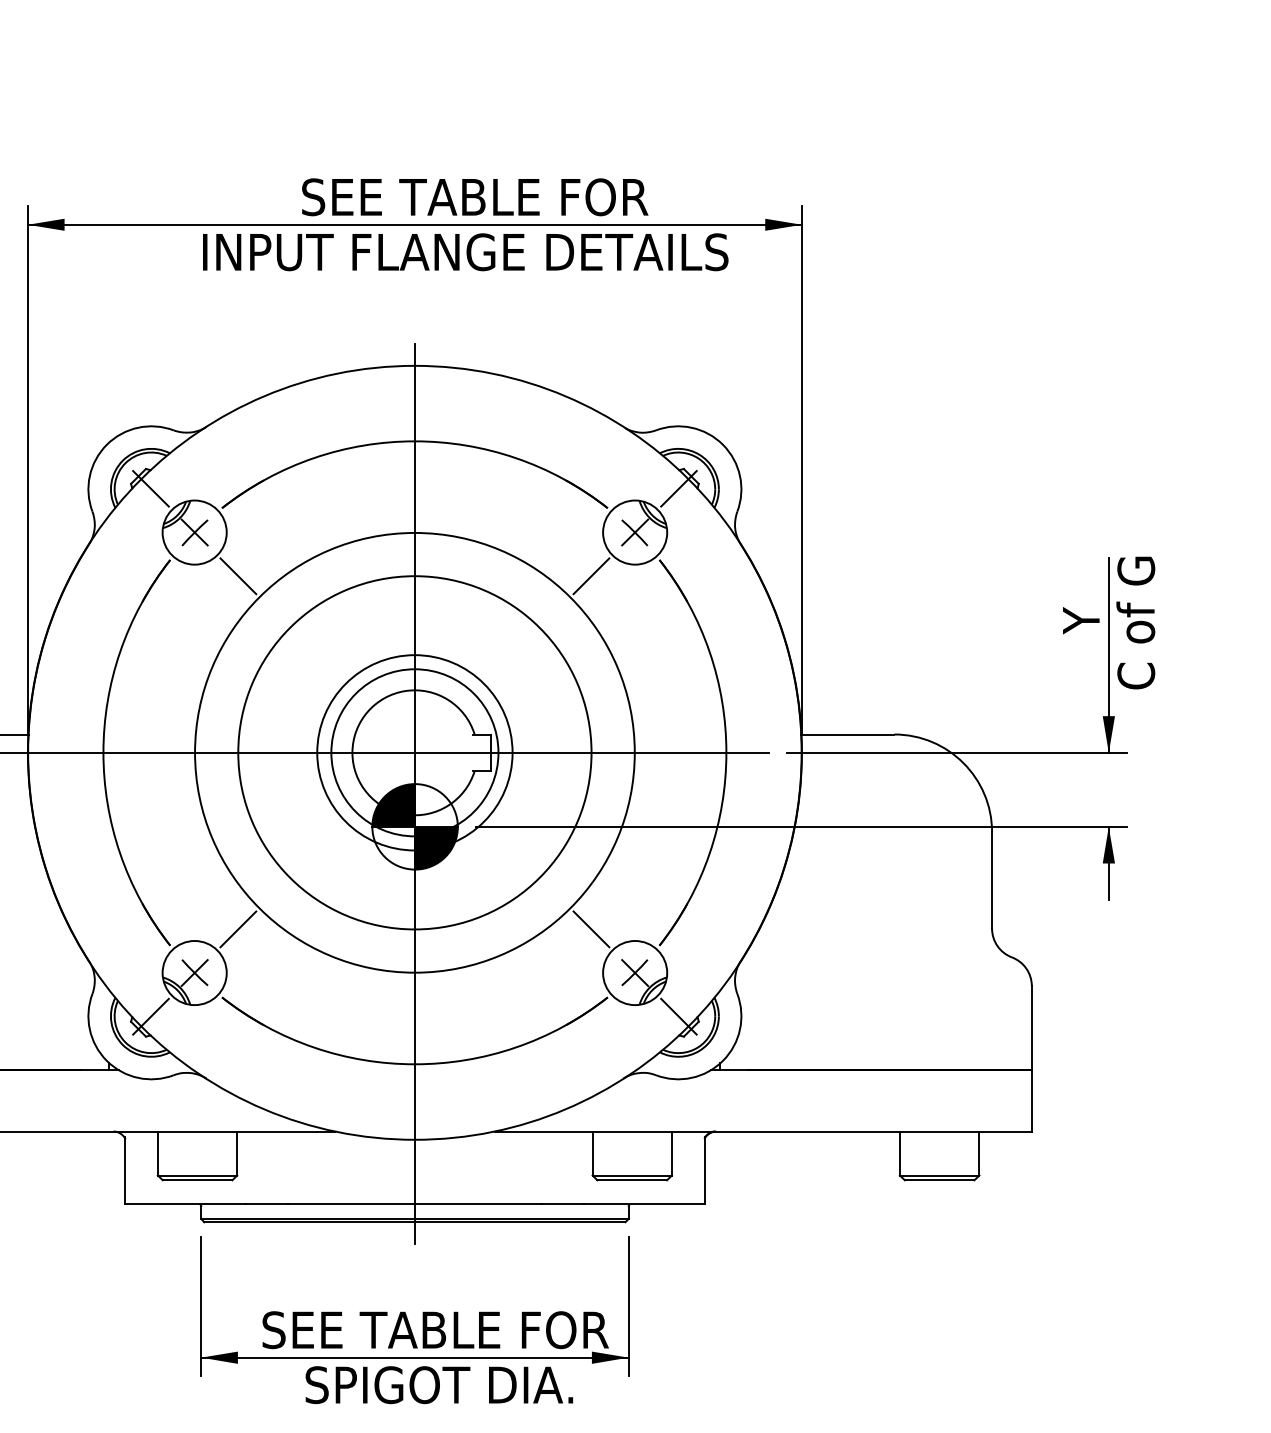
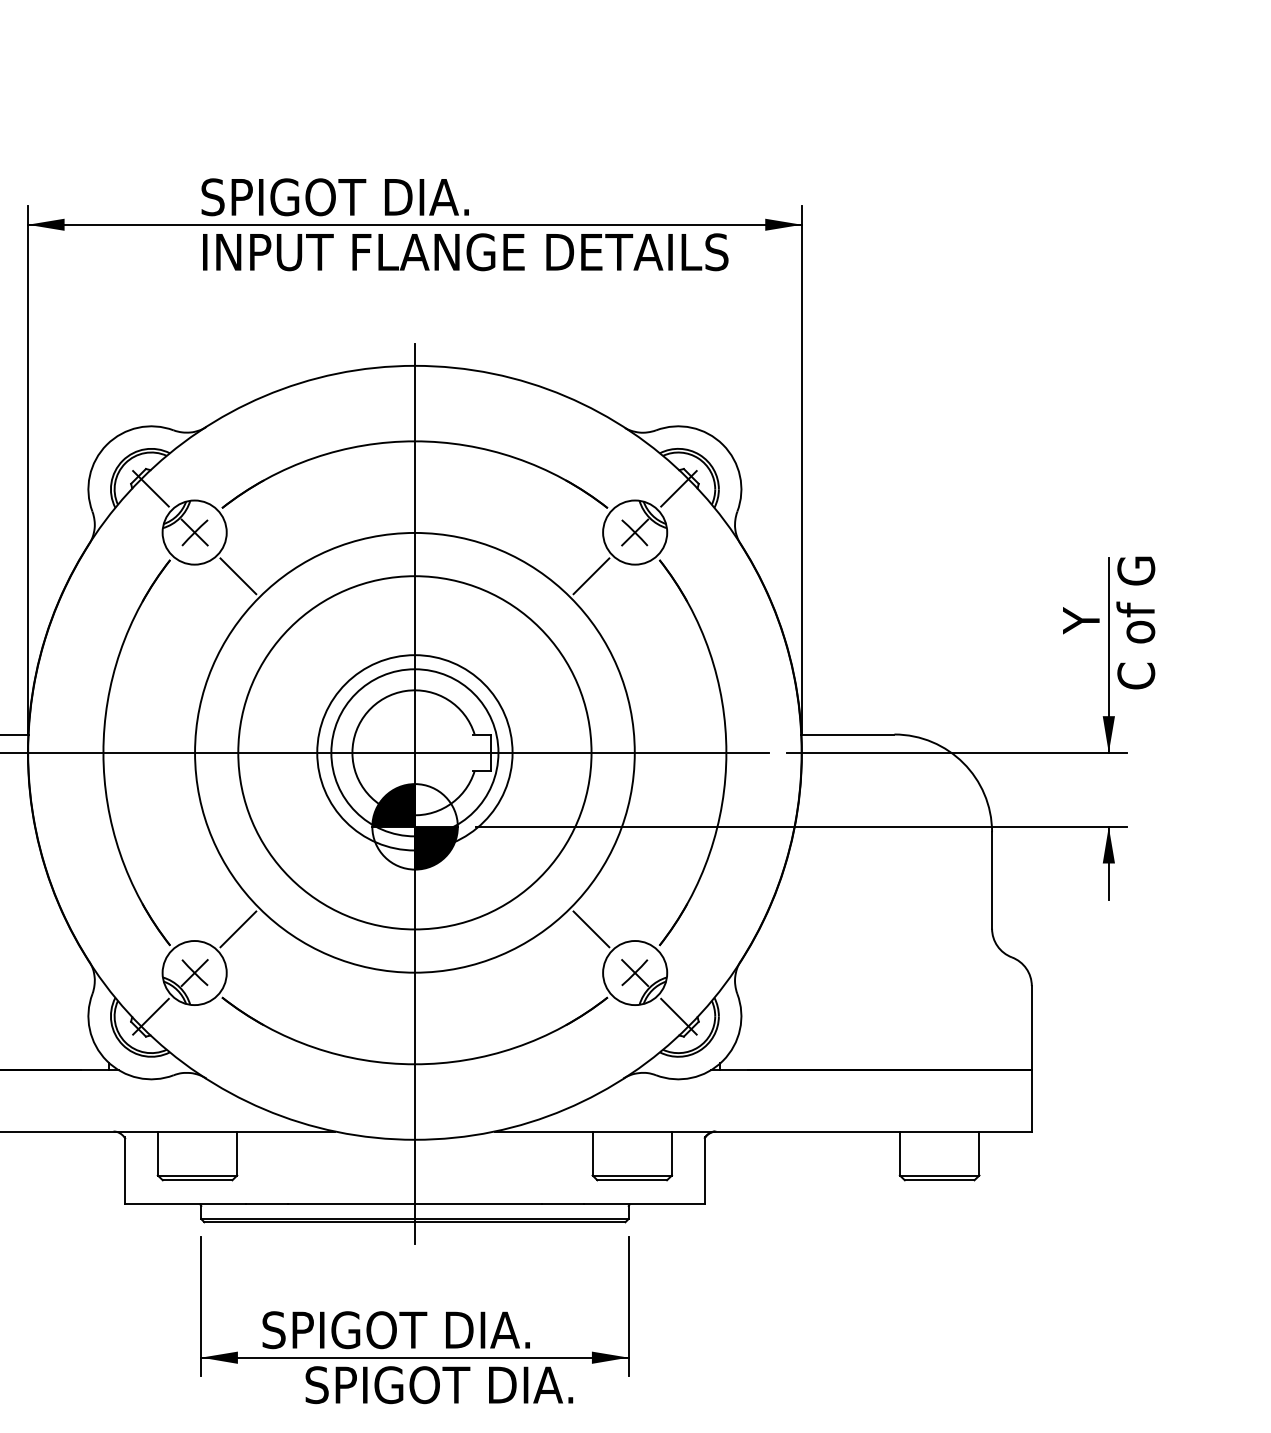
text: SEE TABLE FOR -> SPIGOT DIA. (424, 197)
text: SEE TABLE FOR -> SPIGOT DIA. (452, 1330)
